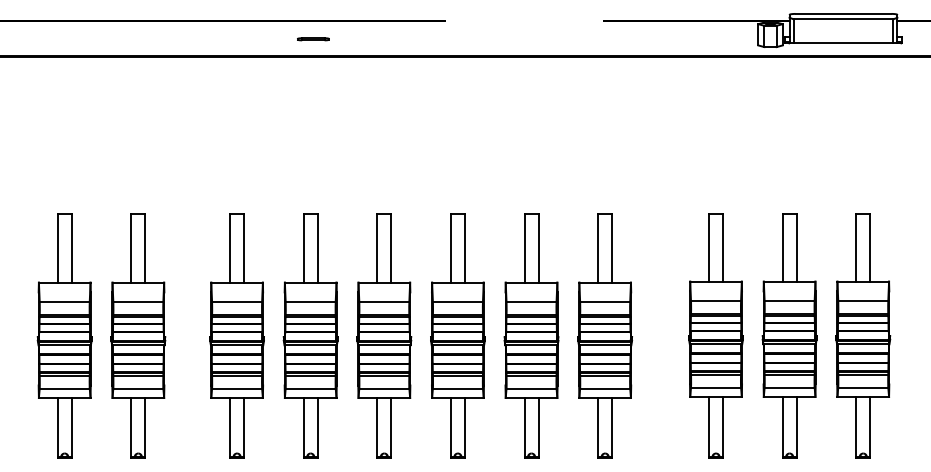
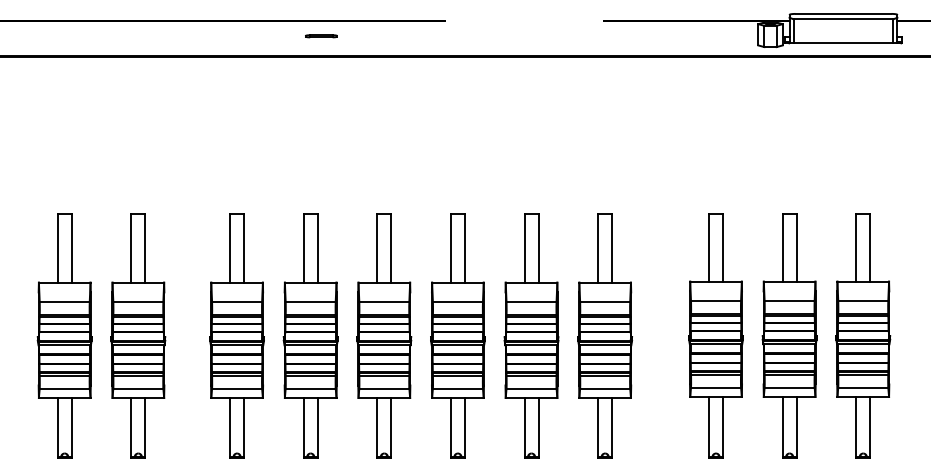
line position: (313, 39) -> (321, 36) (321, 36)
